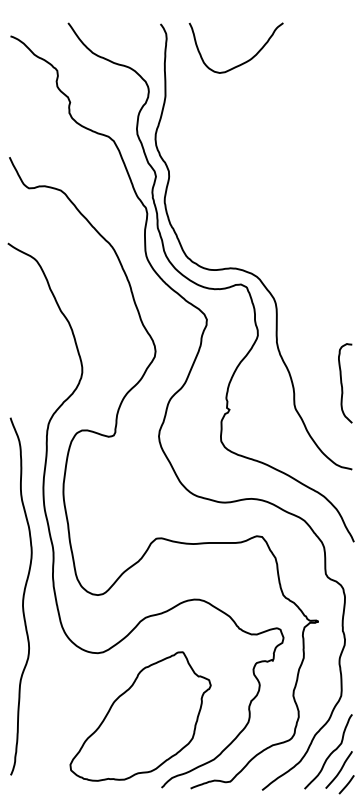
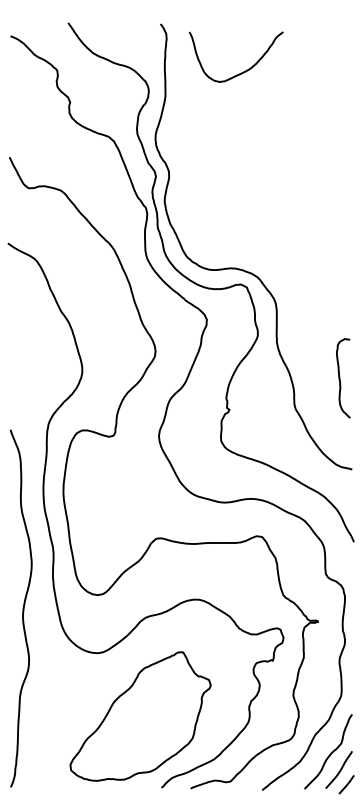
curve position: (243, 62) -> (243, 71) (243, 71)
curve position: (342, 383) -> (340, 378) (340, 378)
curve position: (22, 596) -> (22, 608) (22, 608)
